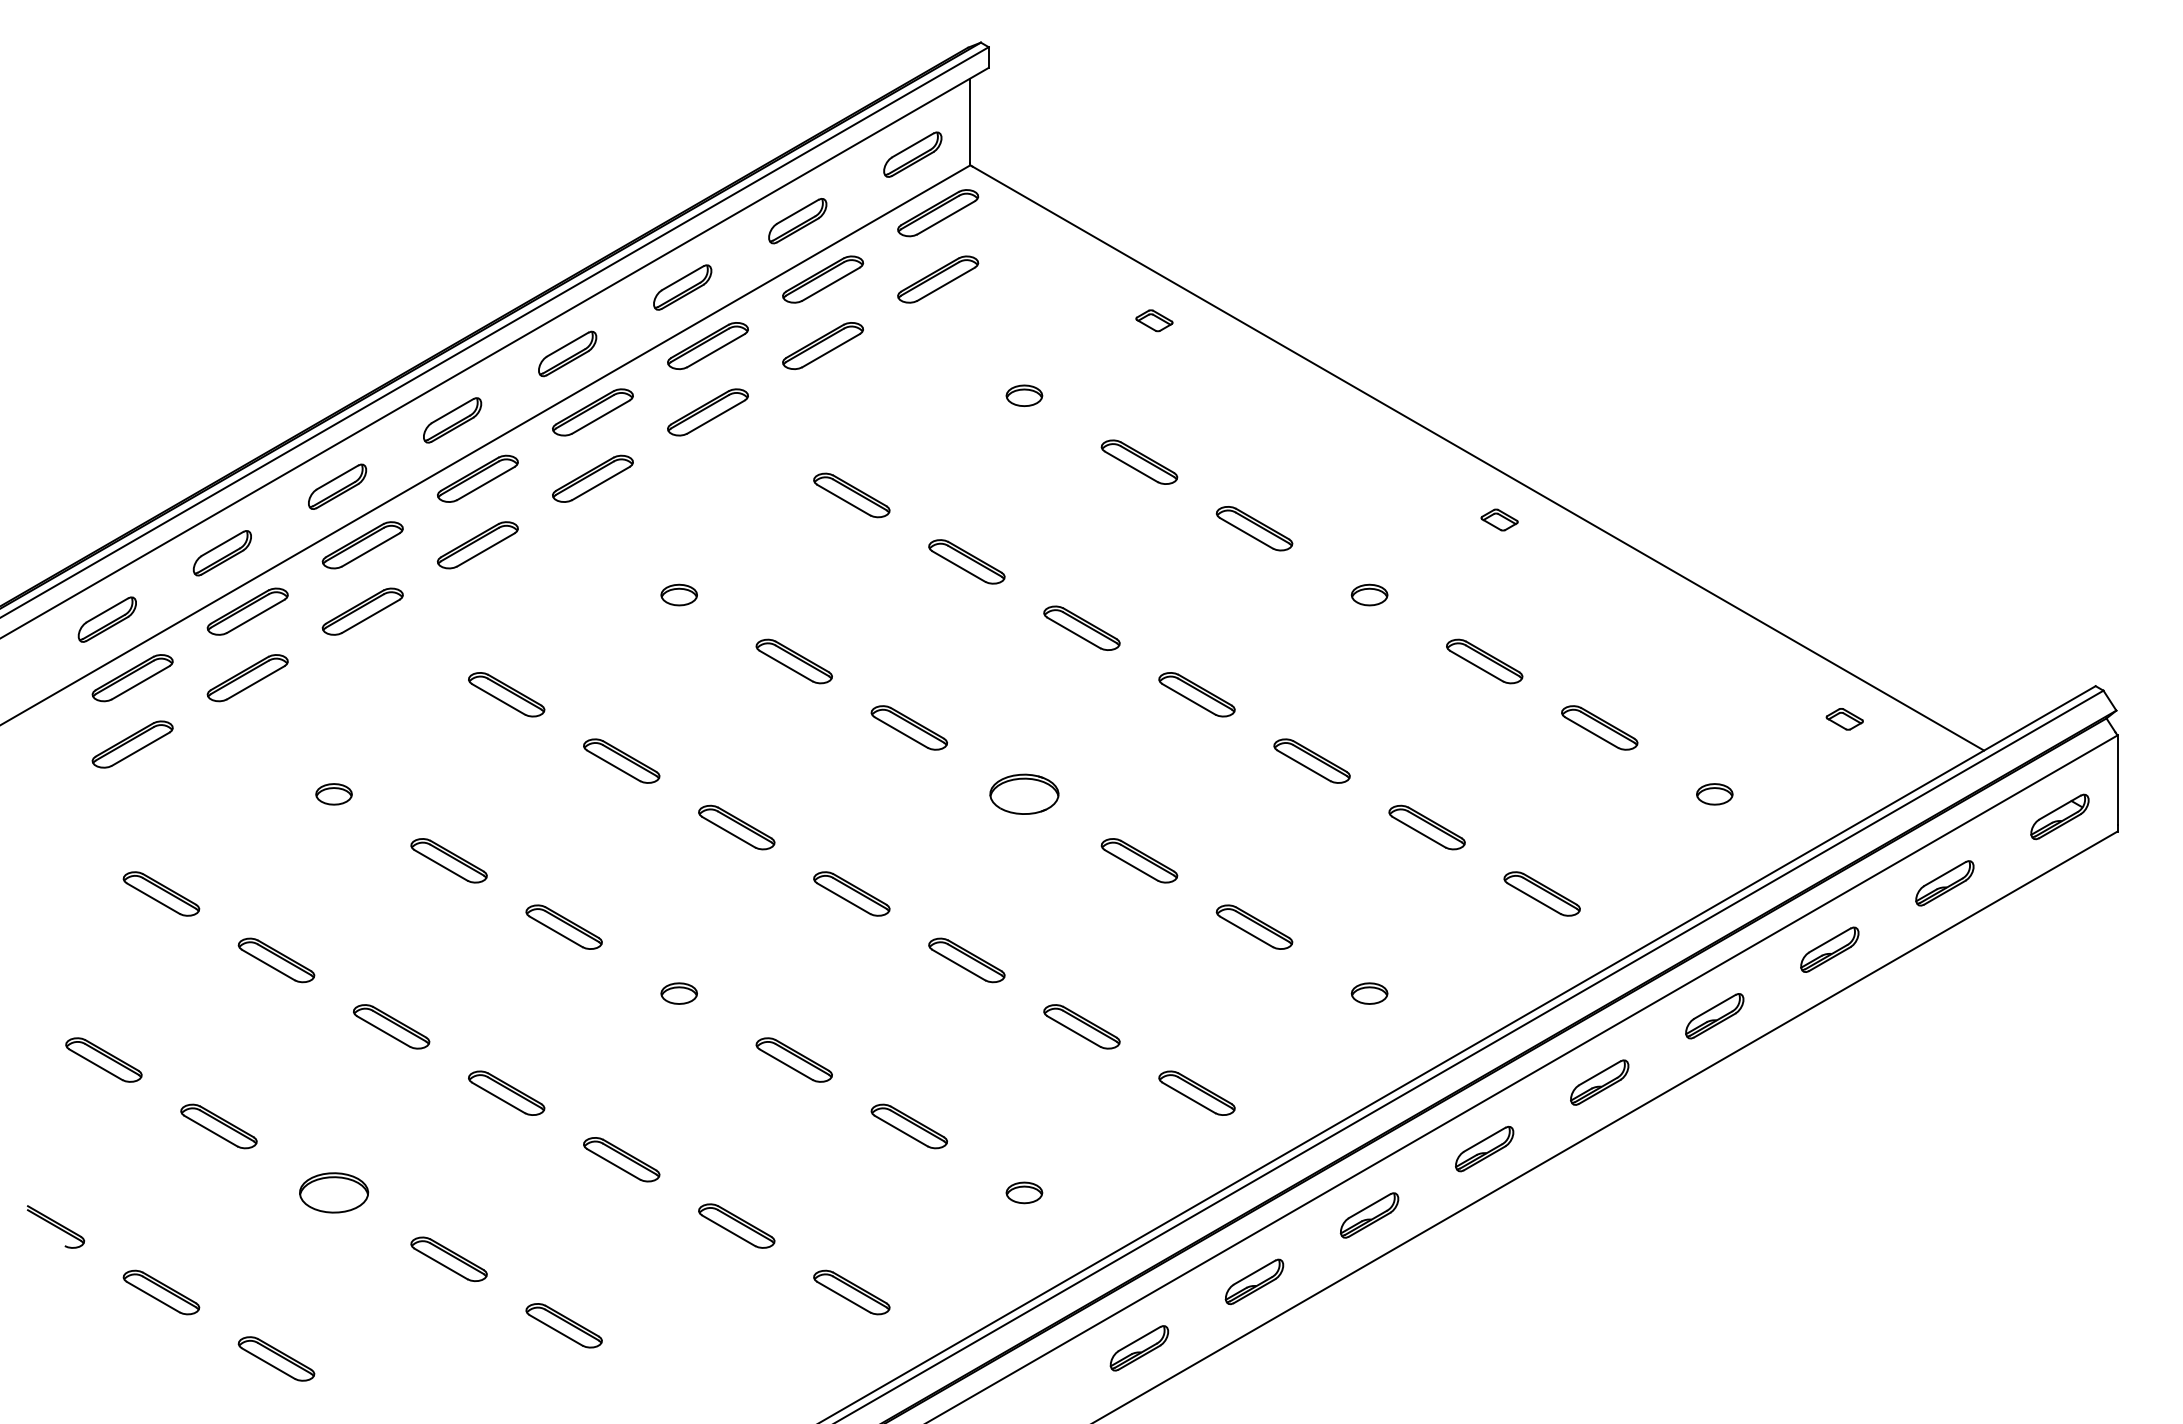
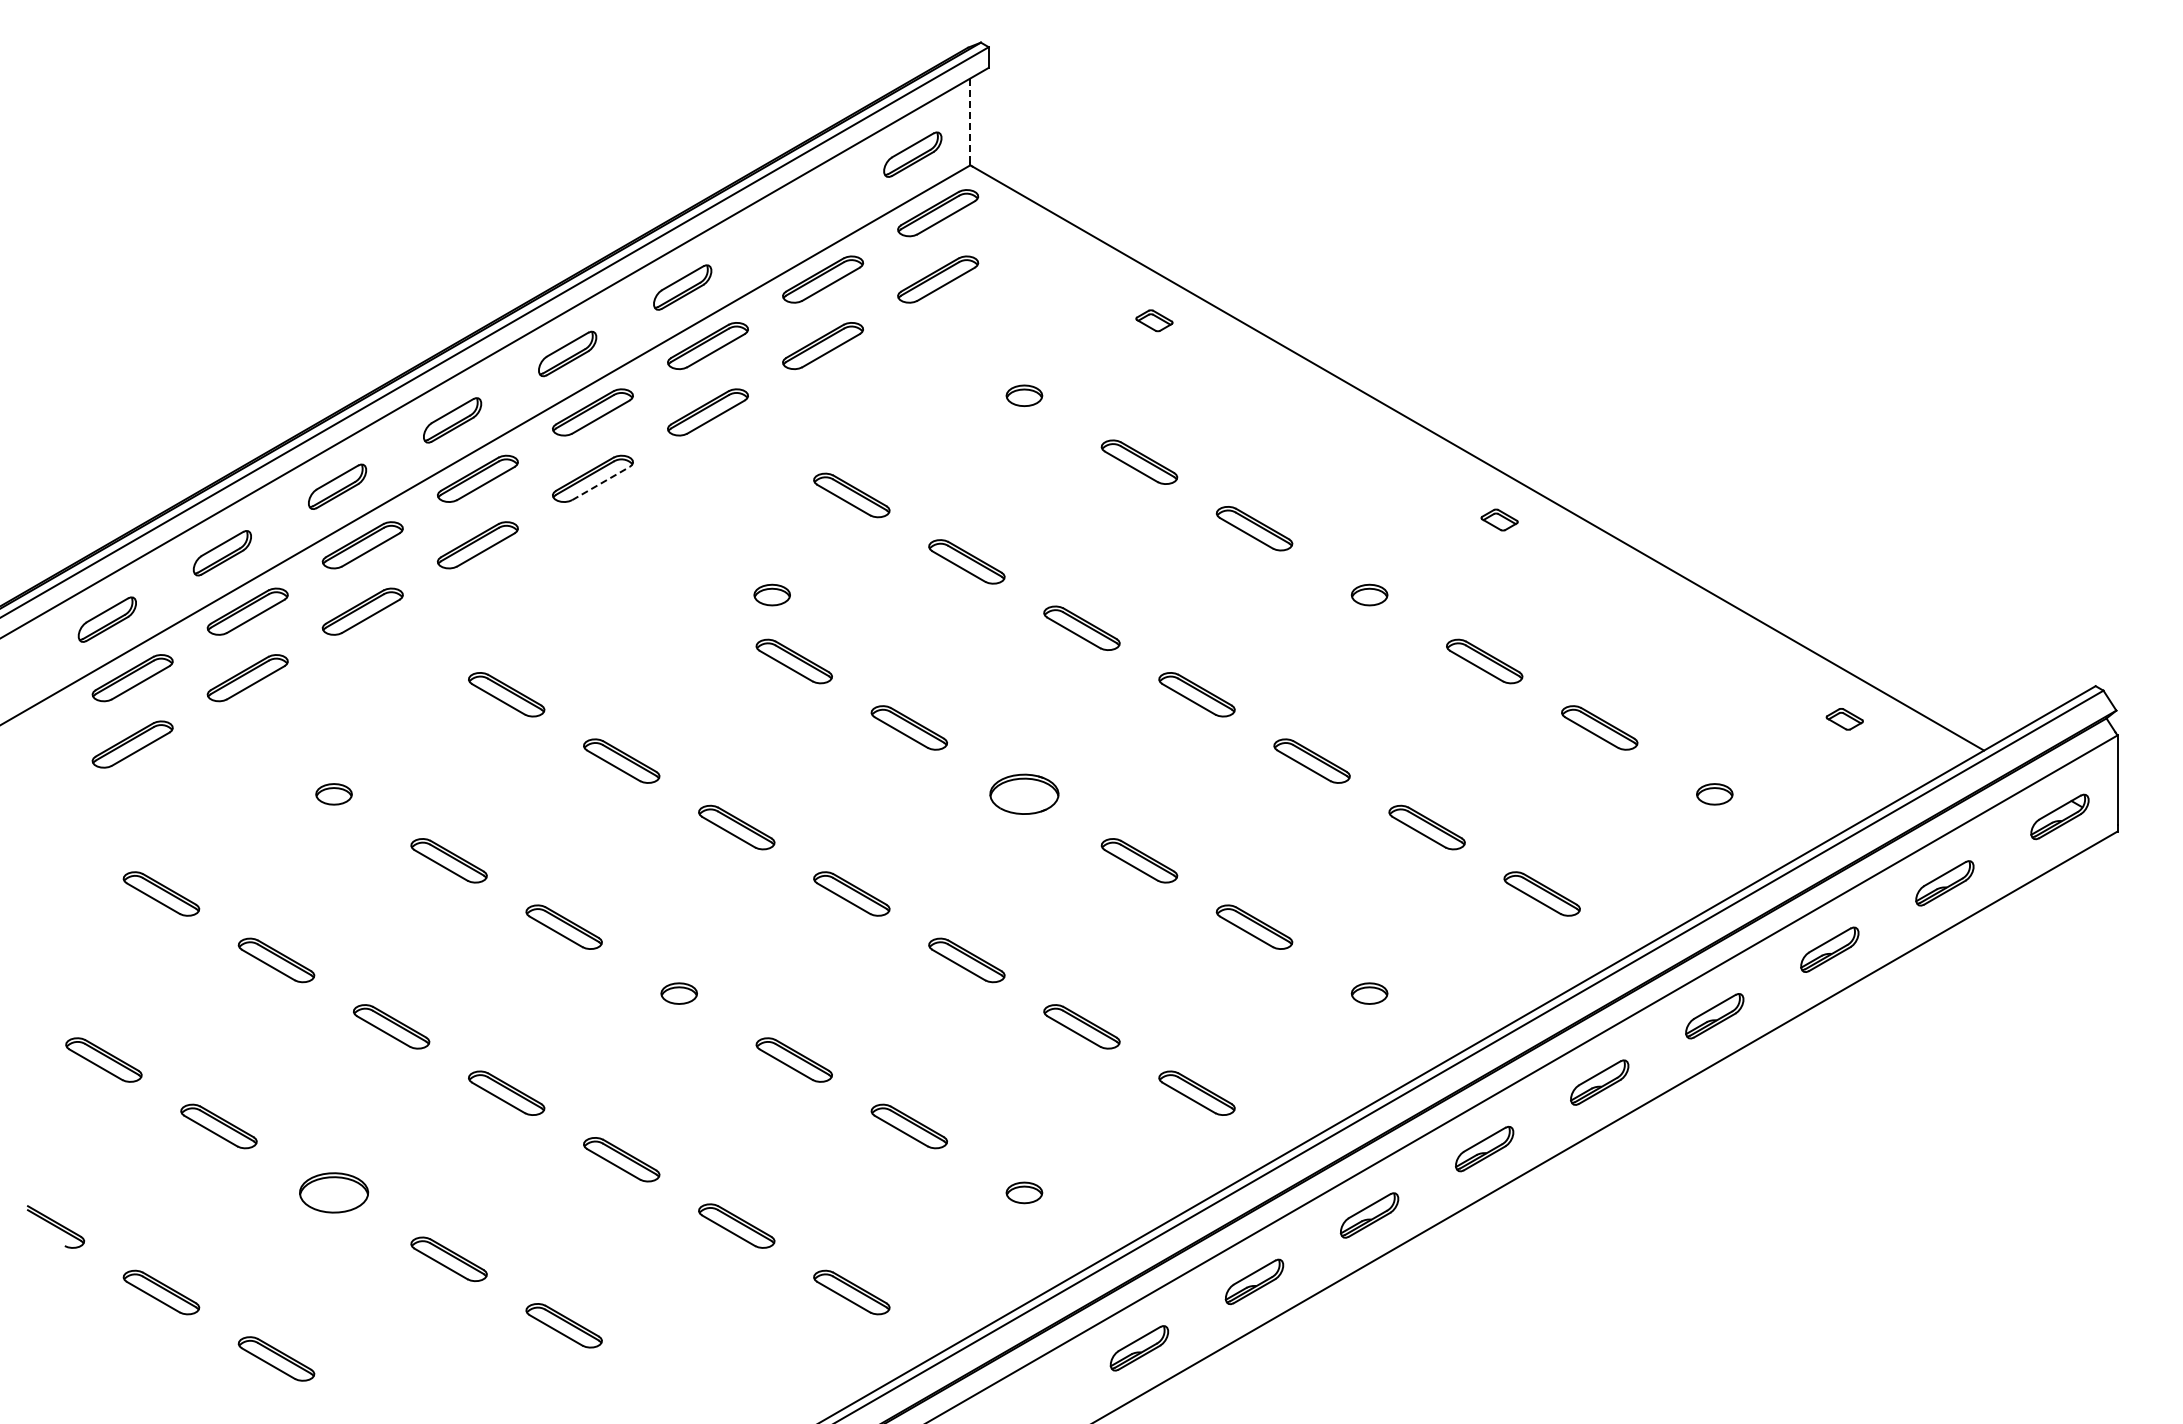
line: solid -> dashed (970, 120)
part: present -> none (797, 221)
line: solid -> dashed (601, 483)
part position: (678, 594) -> (771, 594) (771, 594)
